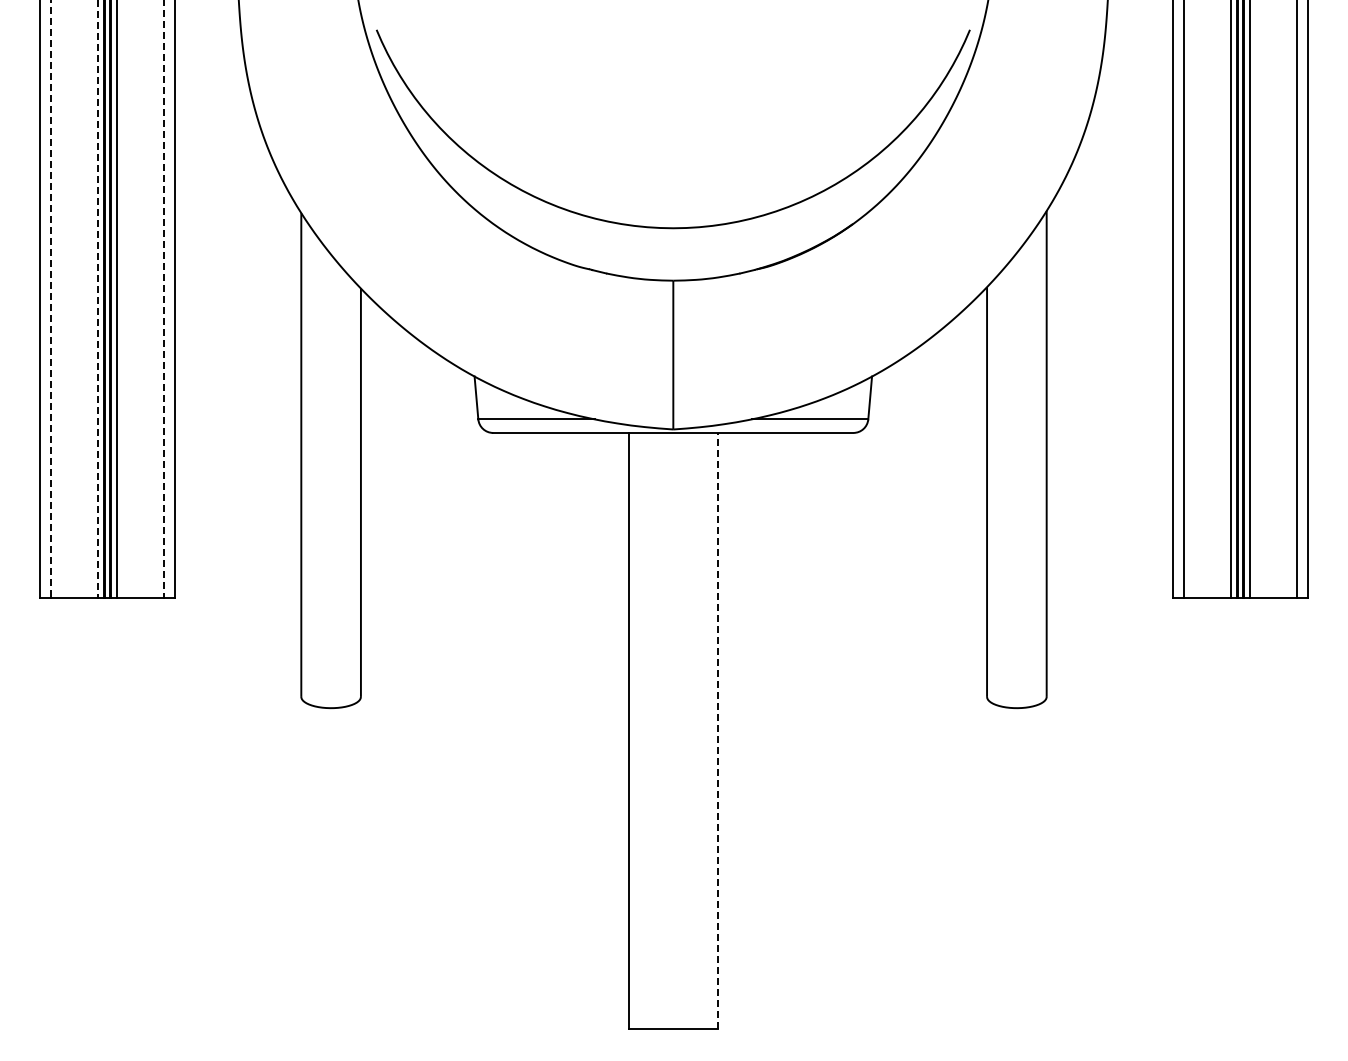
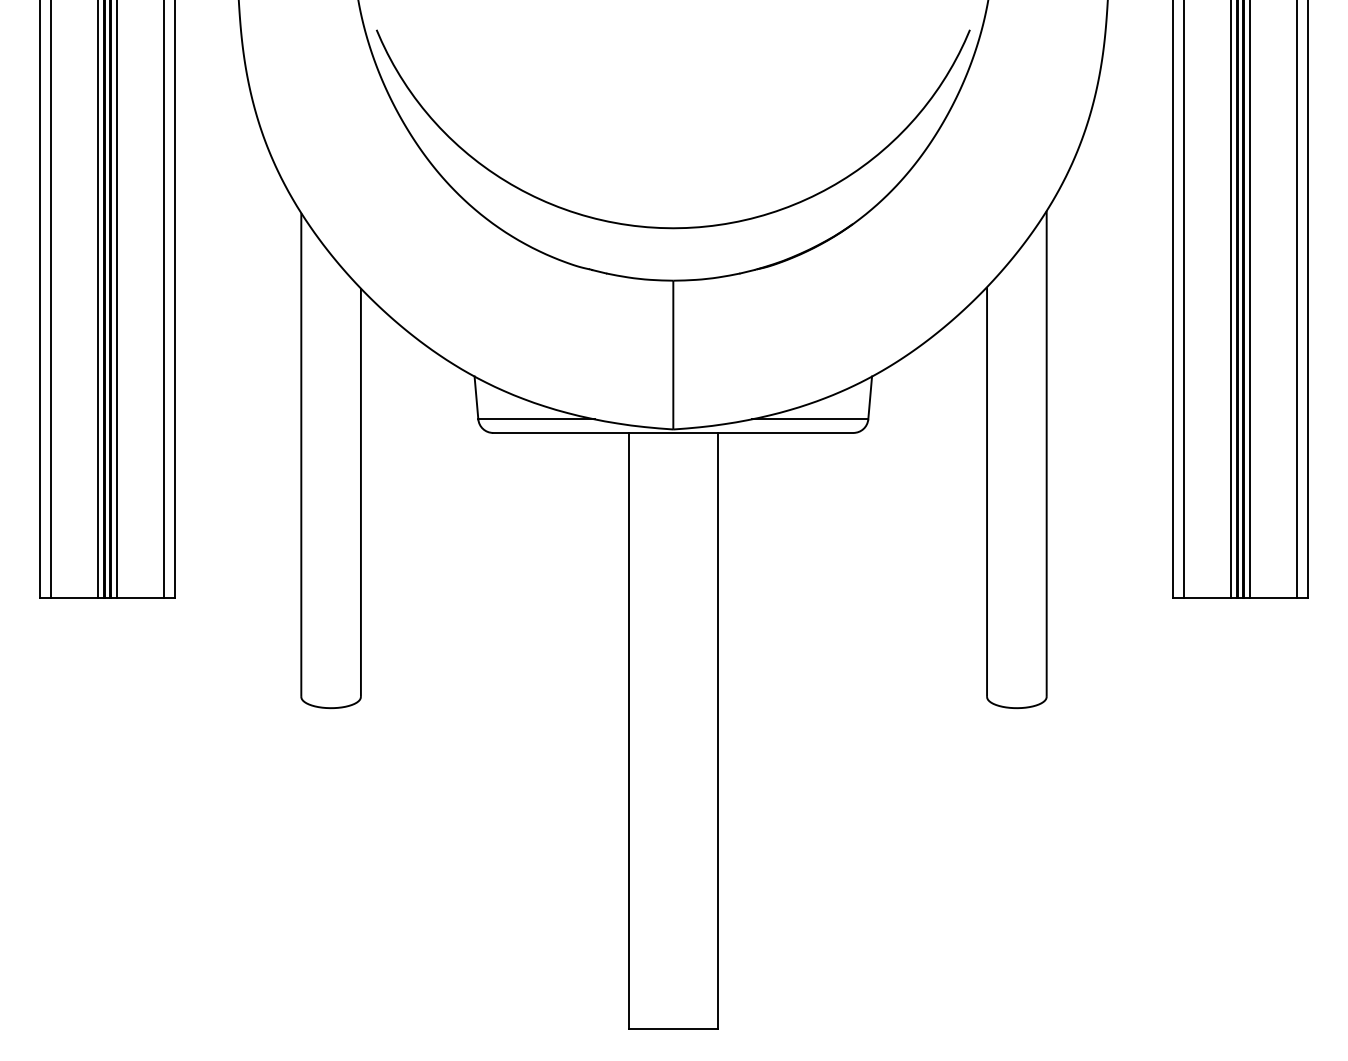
line: dashed -> solid (50, 299)
line: dashed -> solid (97, 299)
line: dashed -> solid (164, 299)
line: dashed -> solid (718, 730)
